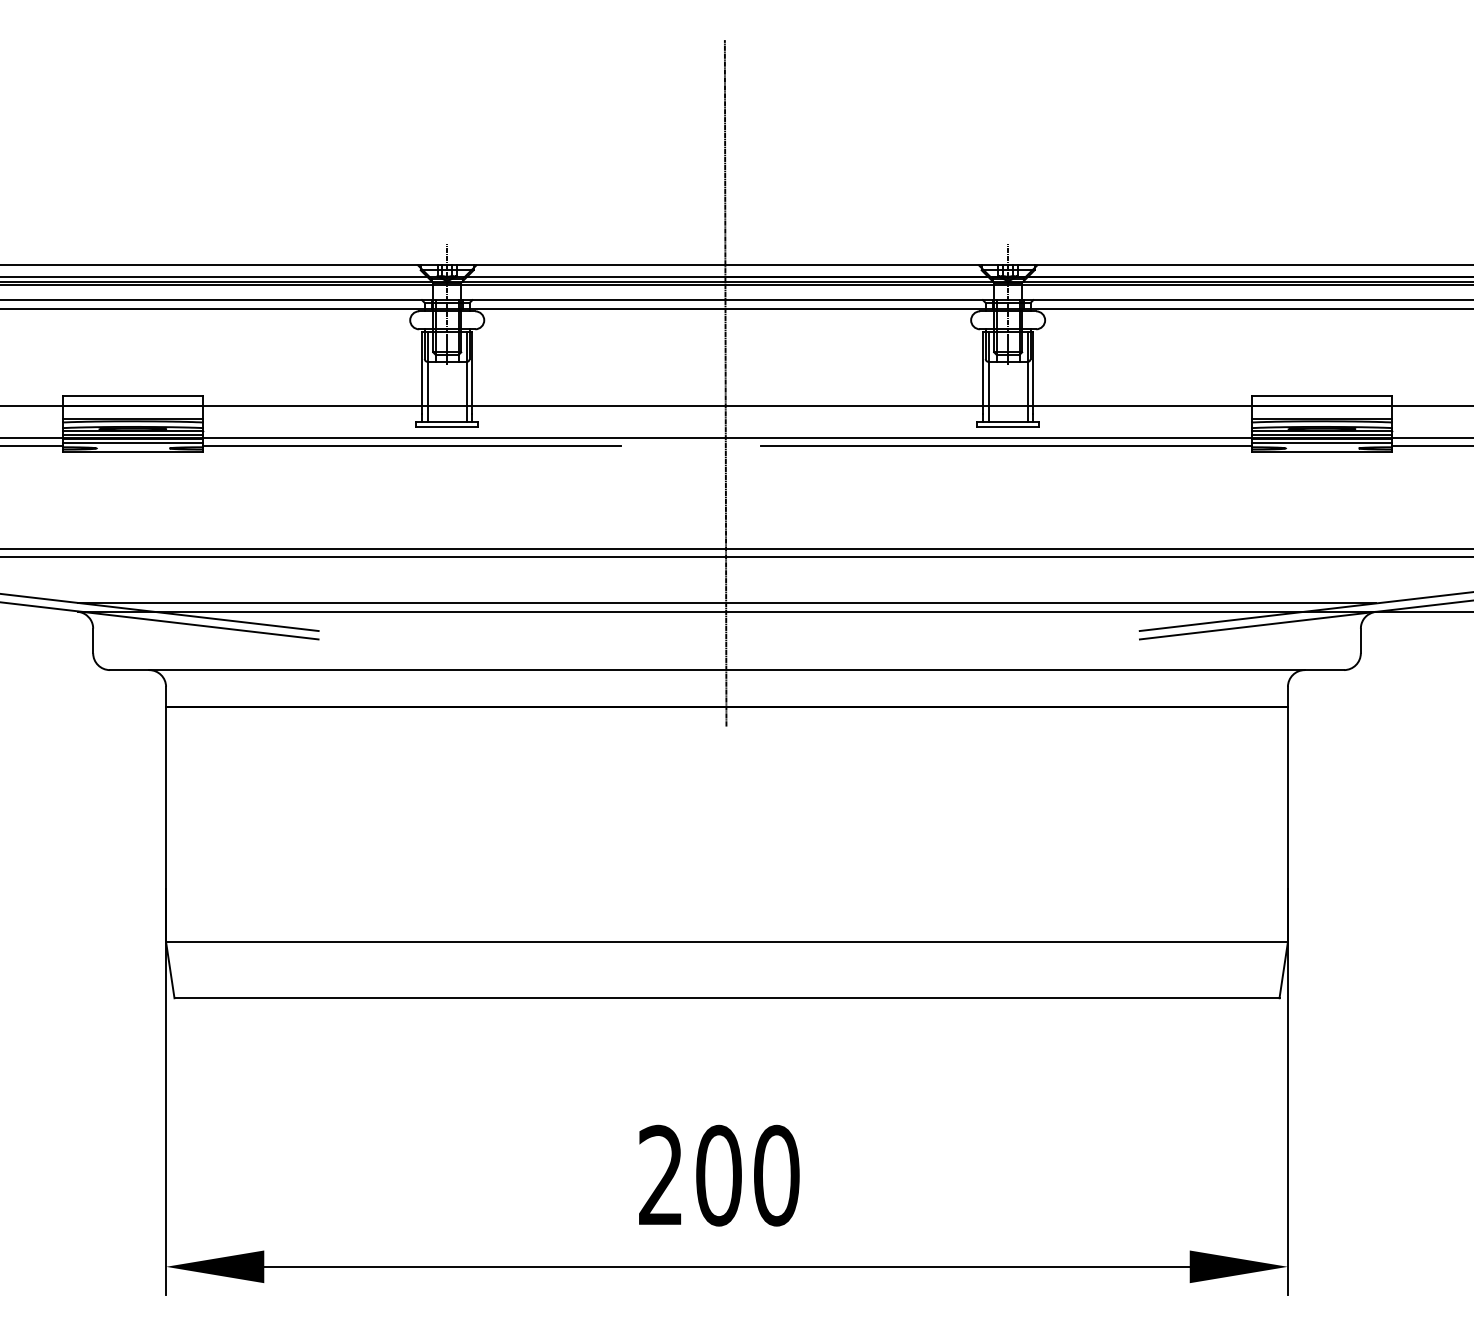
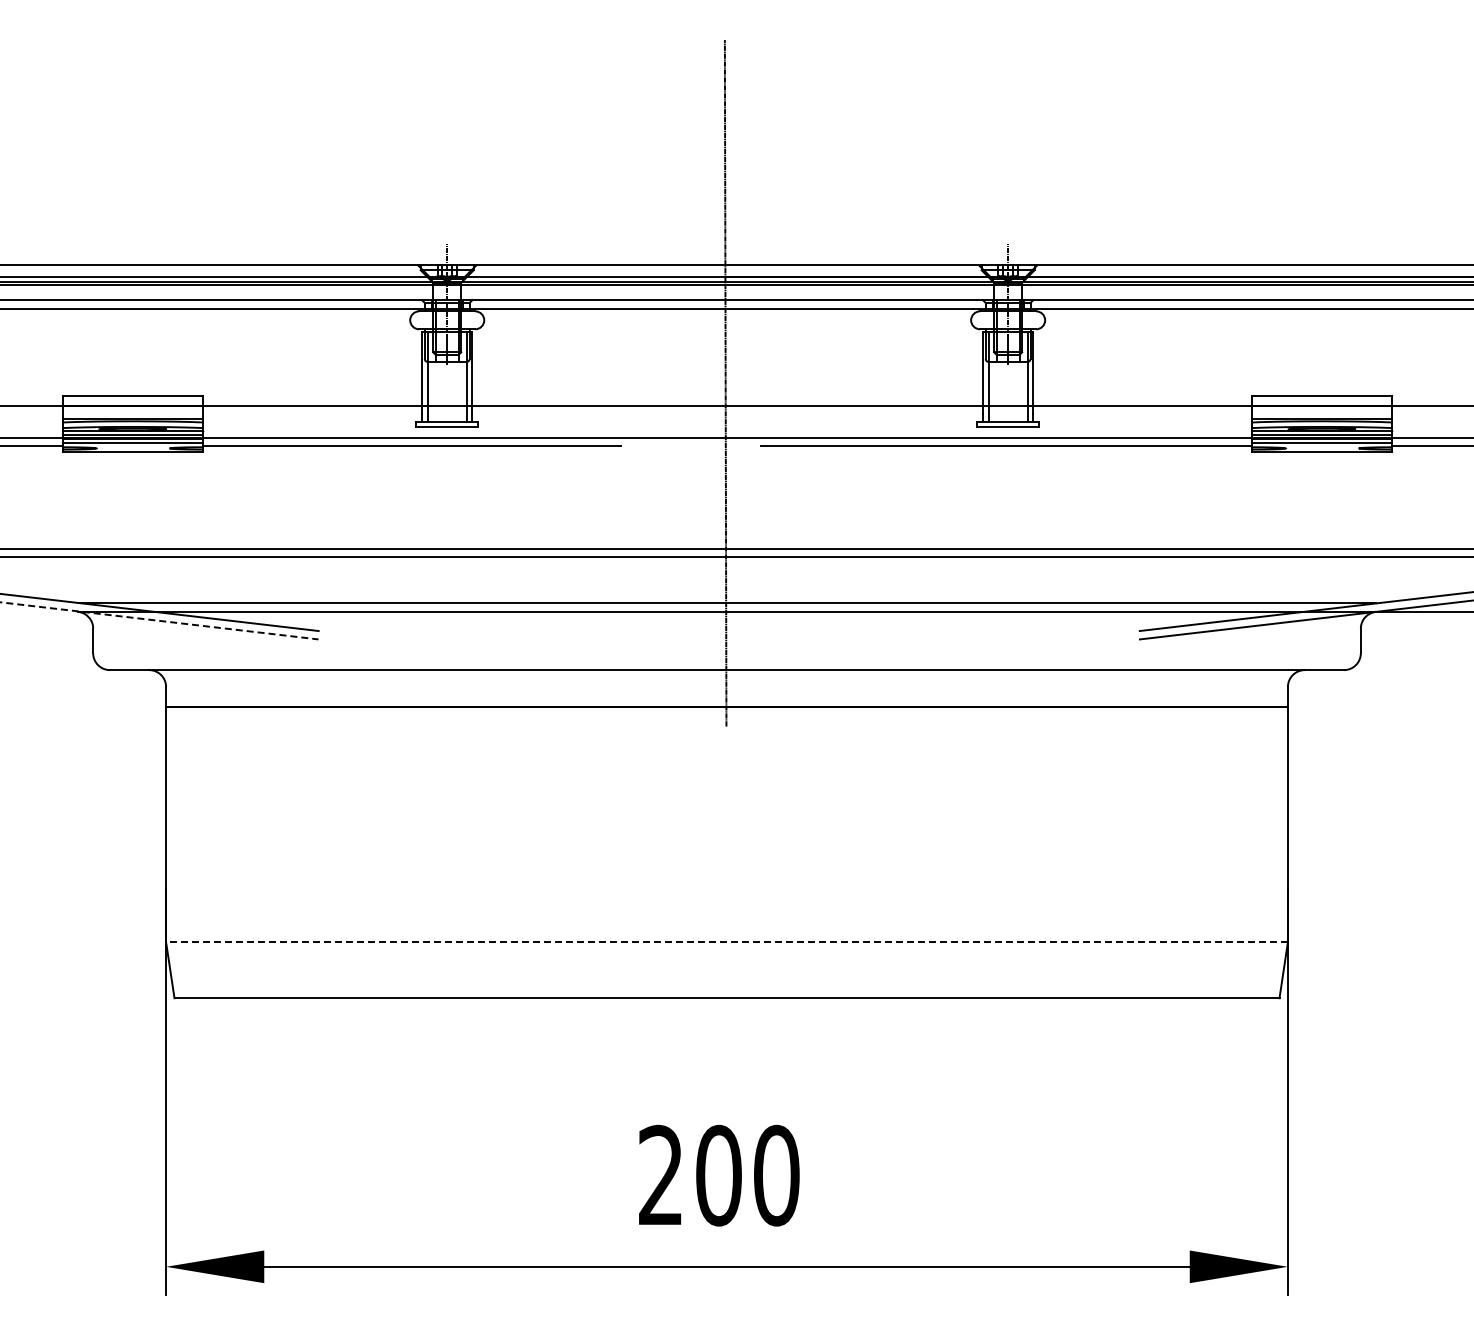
line: solid -> dashed (159, 620)
line: solid -> dashed (727, 942)
